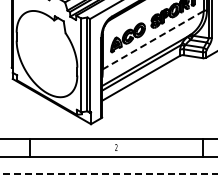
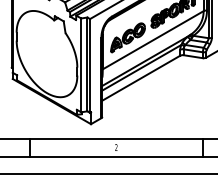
line: dashed -> solid (152, 40)
line: dashed -> solid (109, 173)
